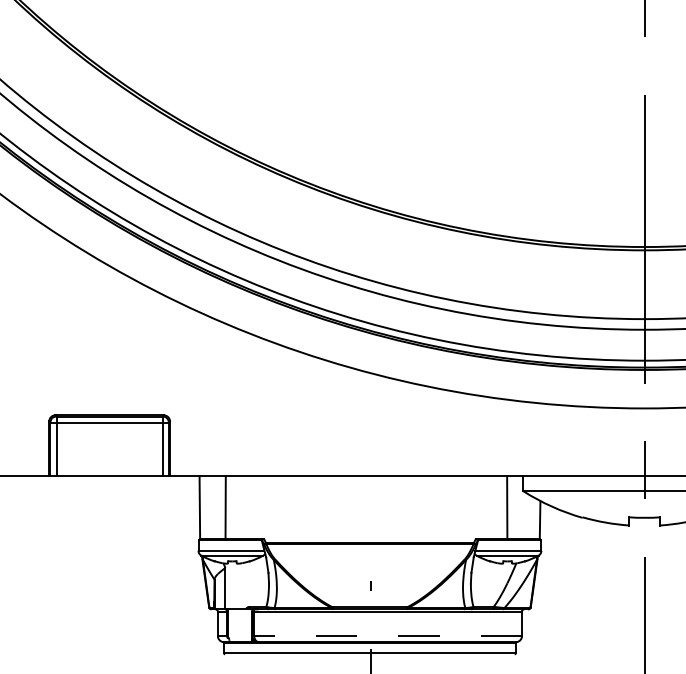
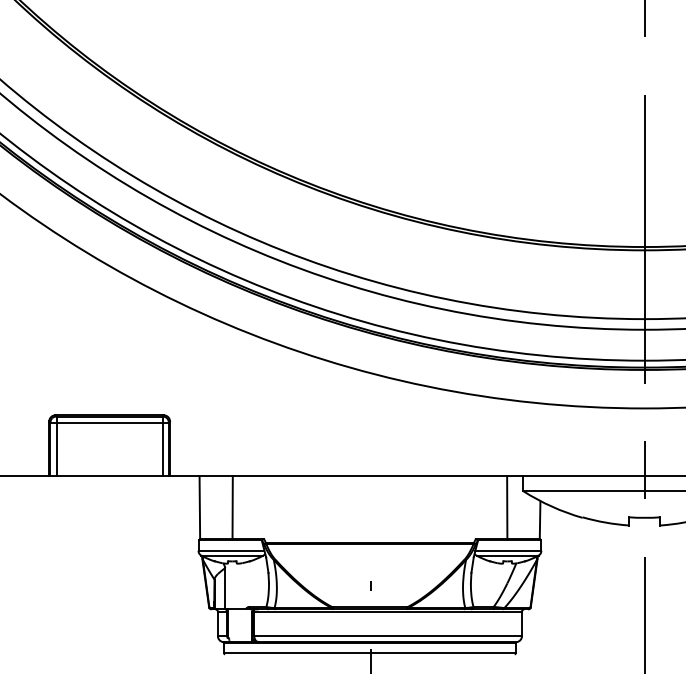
line position: (225, 507) -> (232, 507) (232, 507)
line: dashed -> solid (387, 636)
